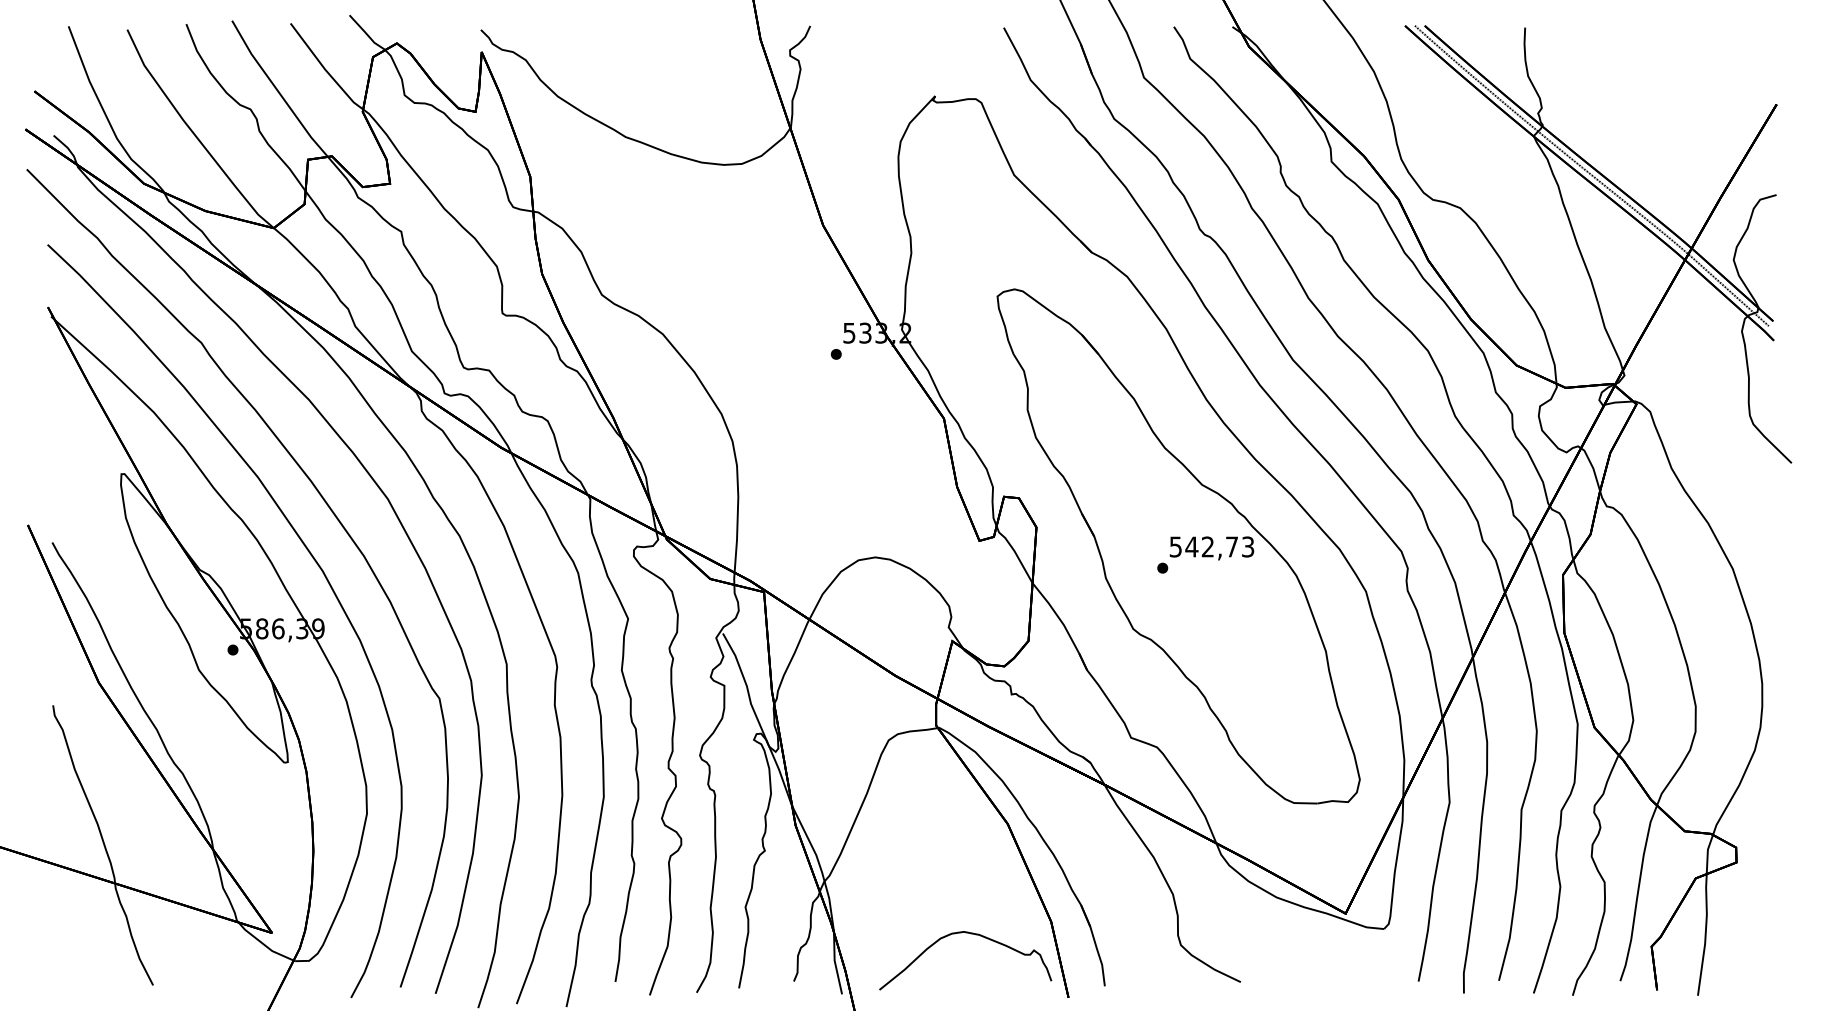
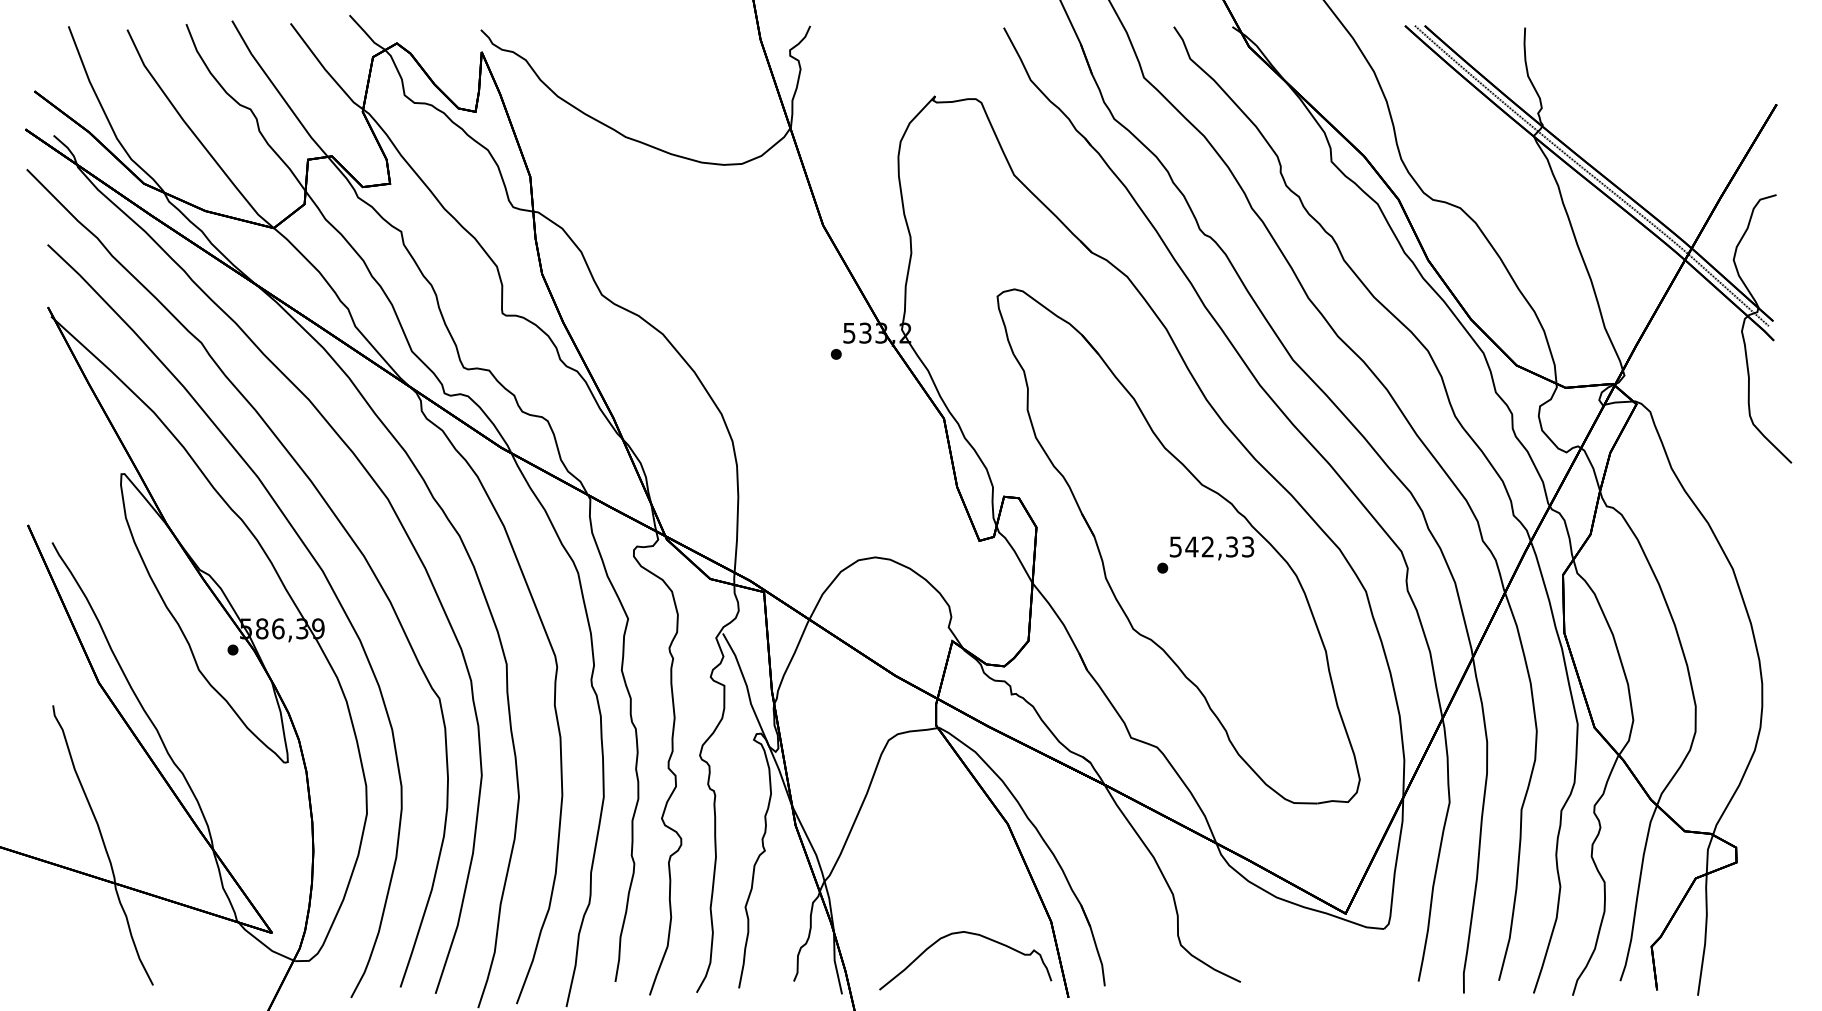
text: 542,73 -> 542,33 (1232, 546)
